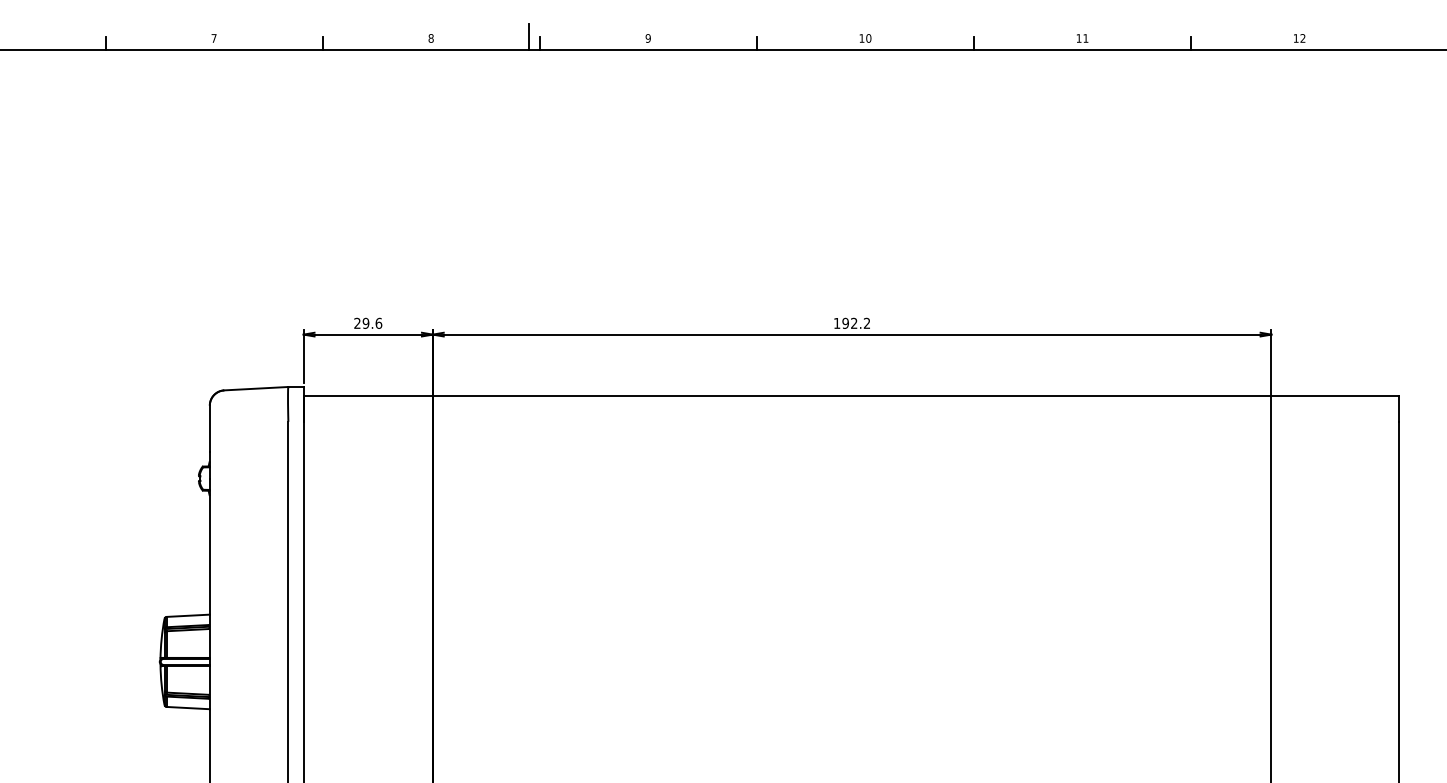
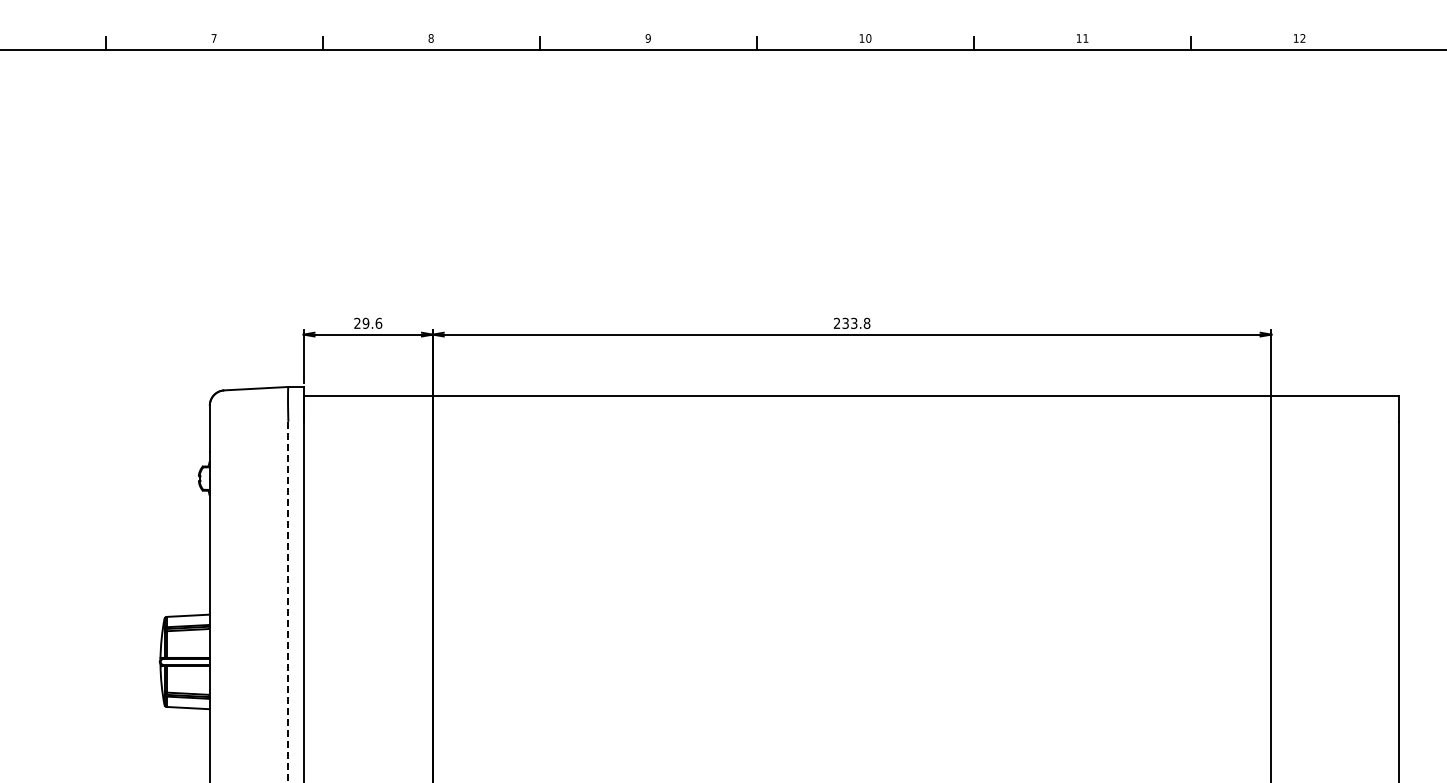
line: present -> none (528, 36)
text: 192.2 -> 233.8 (851, 322)
line: solid -> dashed (288, 602)
